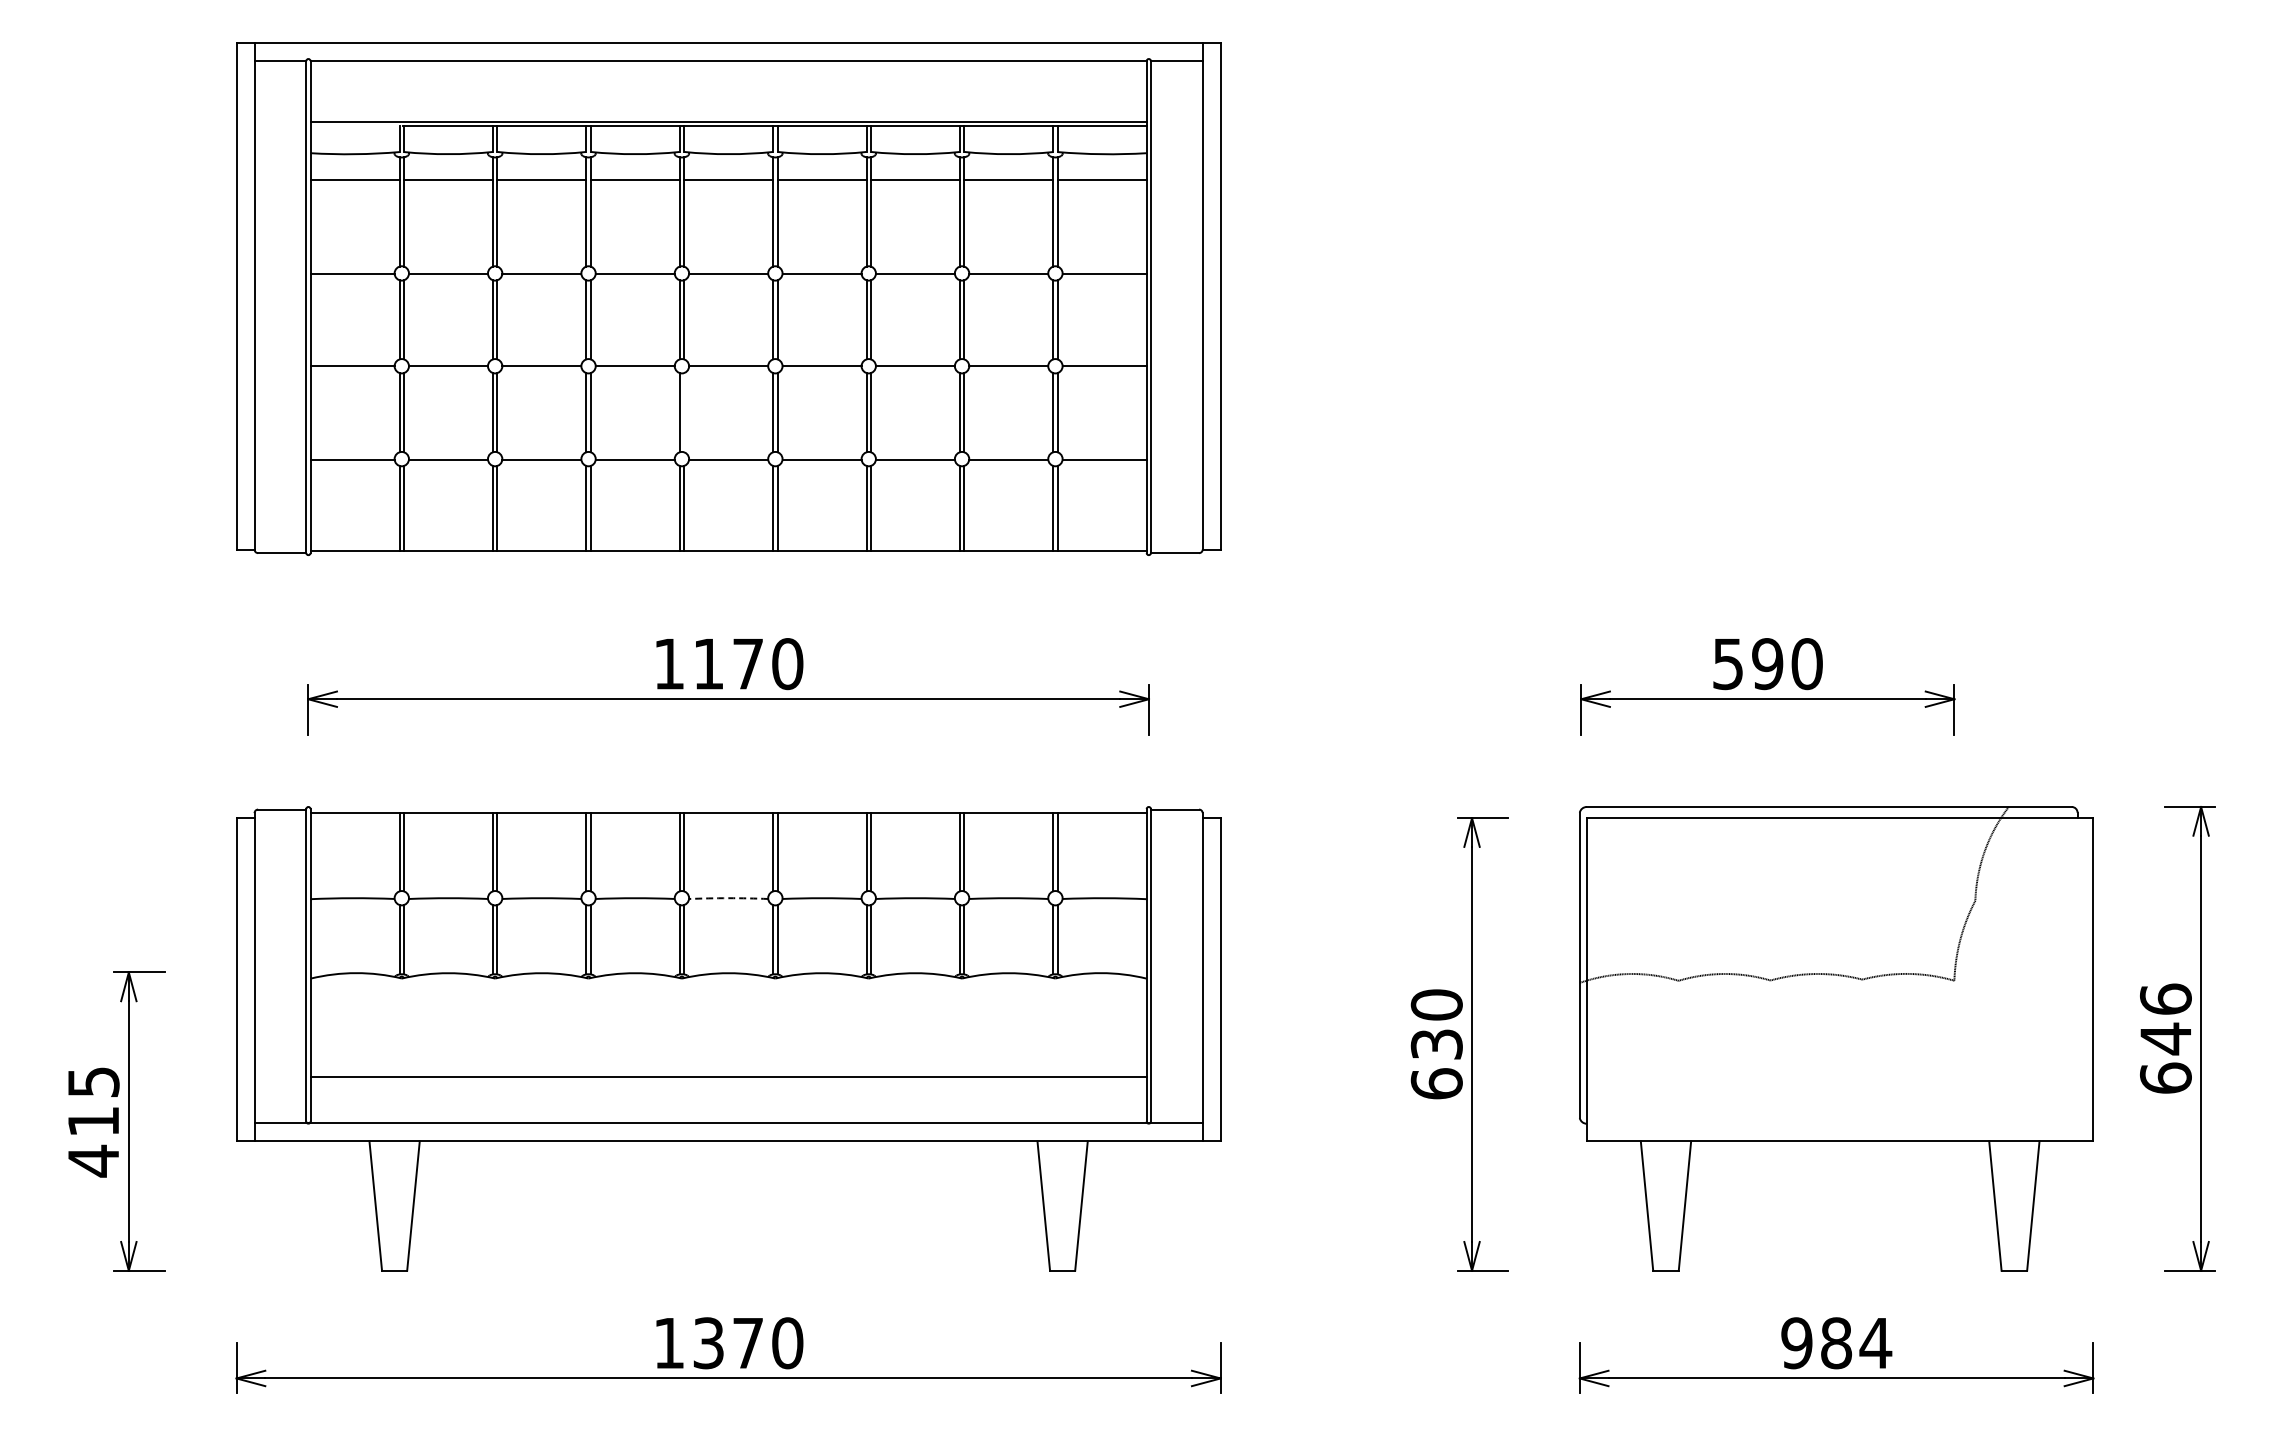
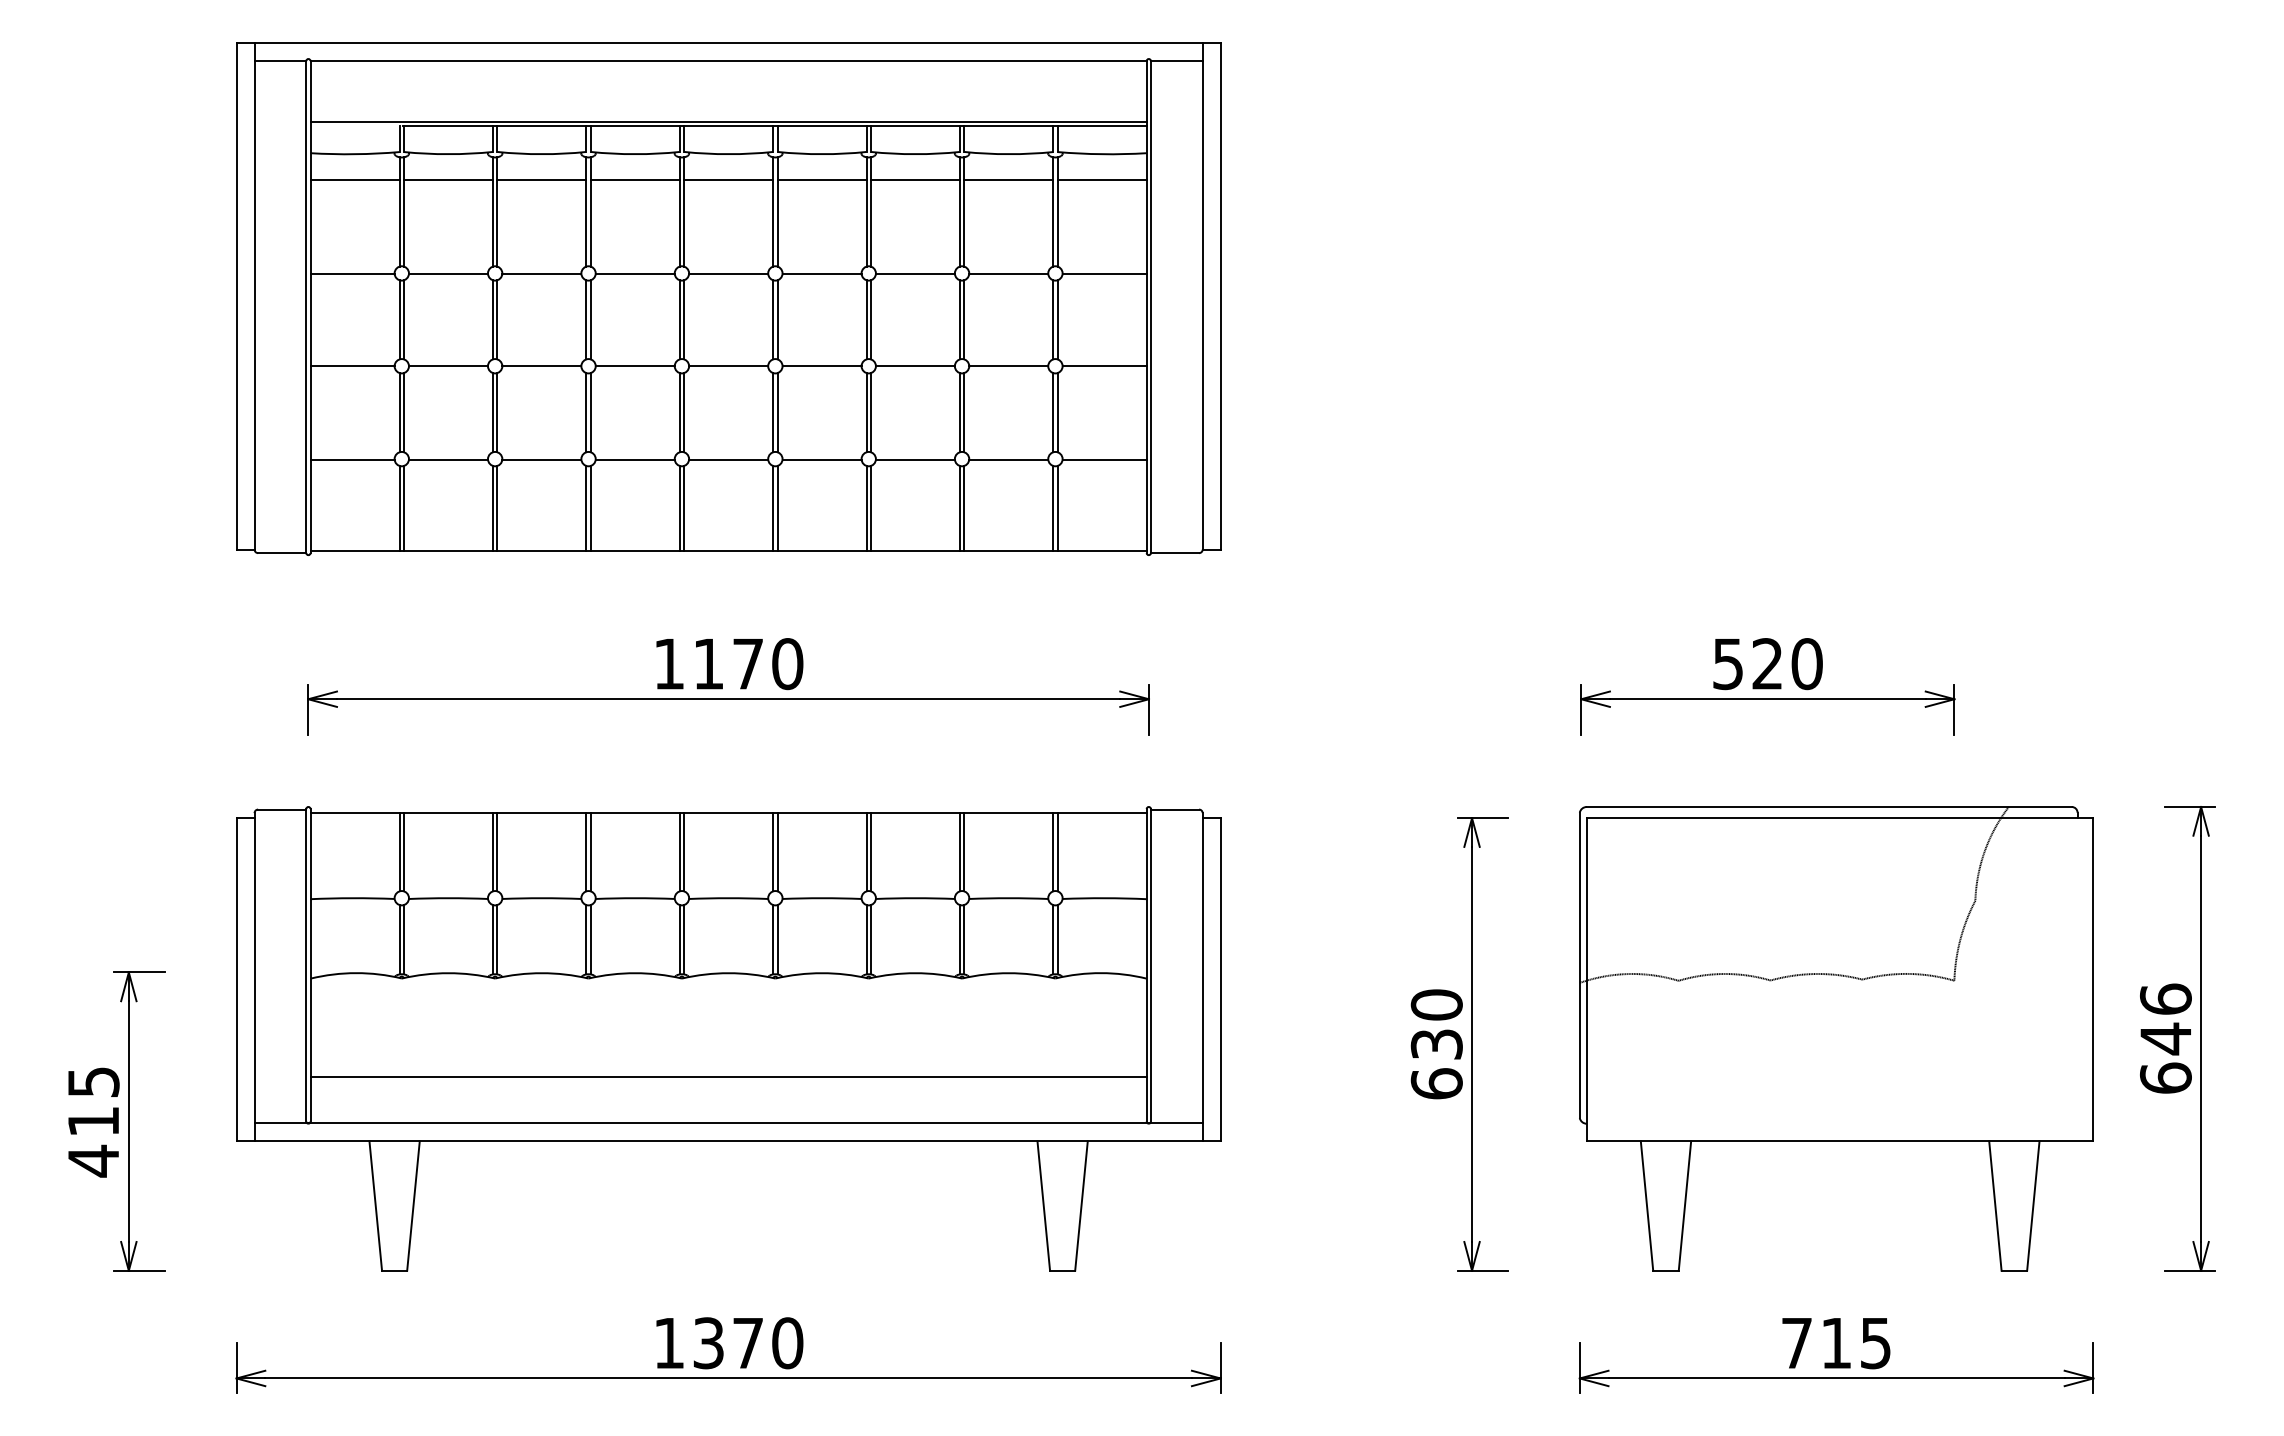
line: none -> present (684, 412)
text: 590 -> 520 (1767, 664)
arc: dashed -> solid (728, 898)
text: 984 -> 715 (1836, 1343)
